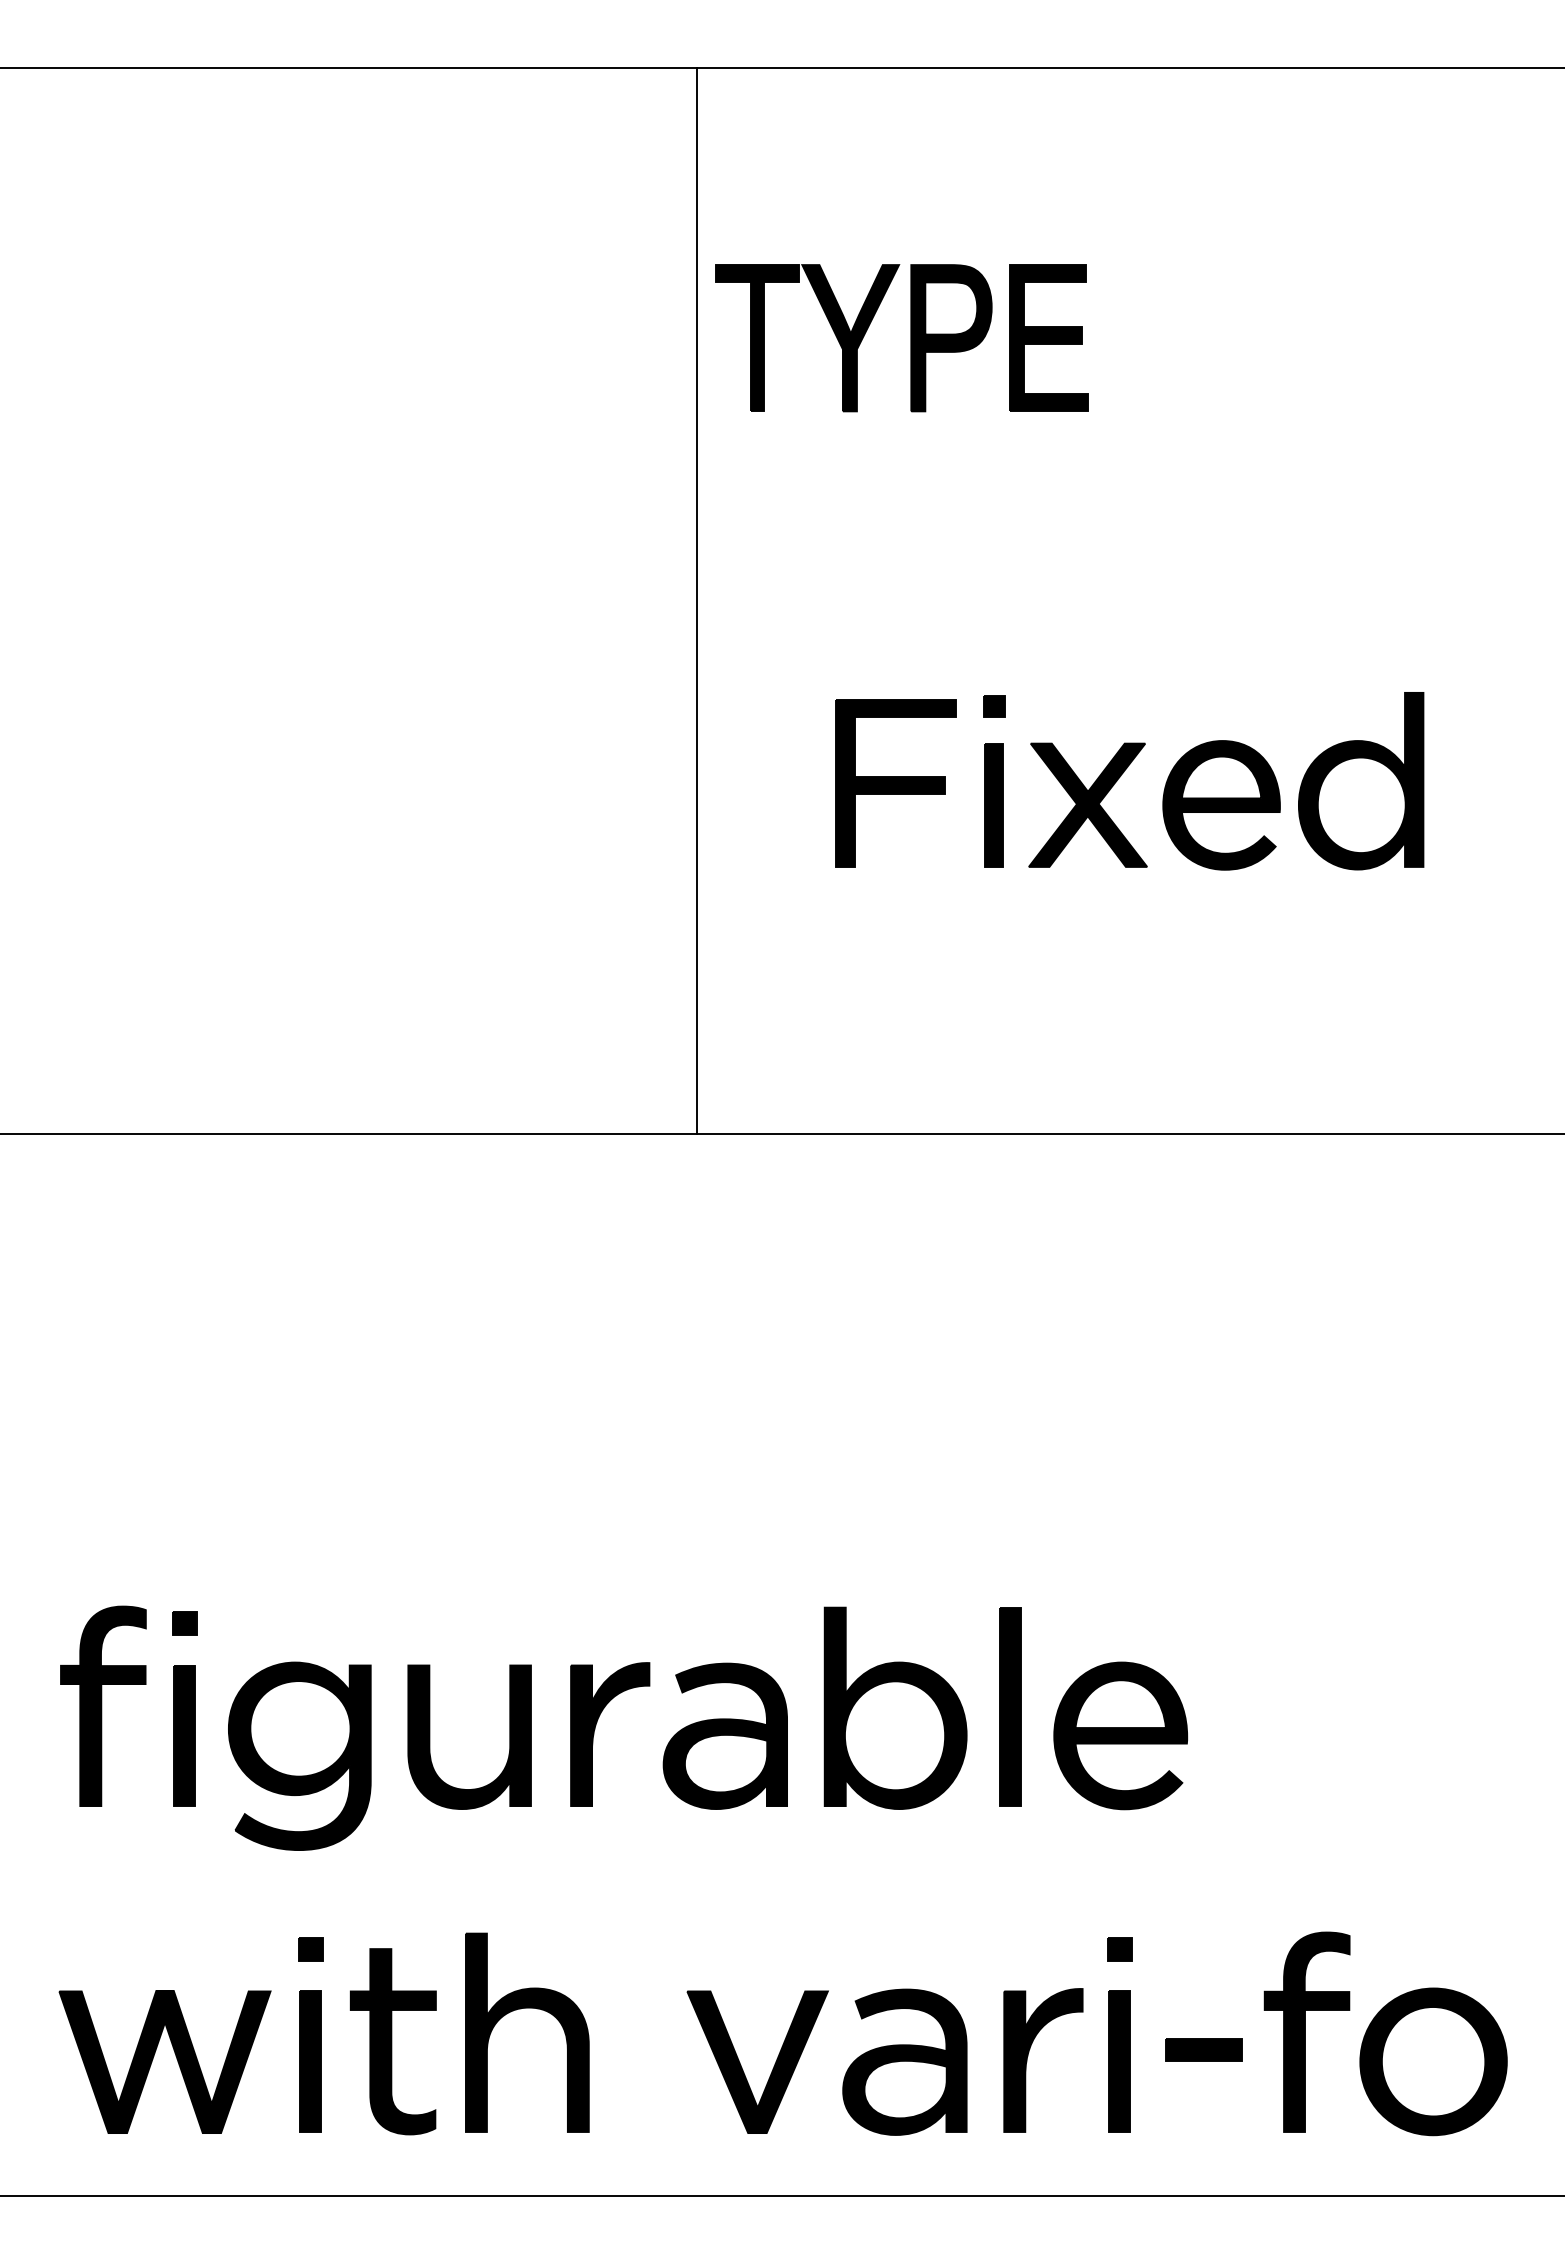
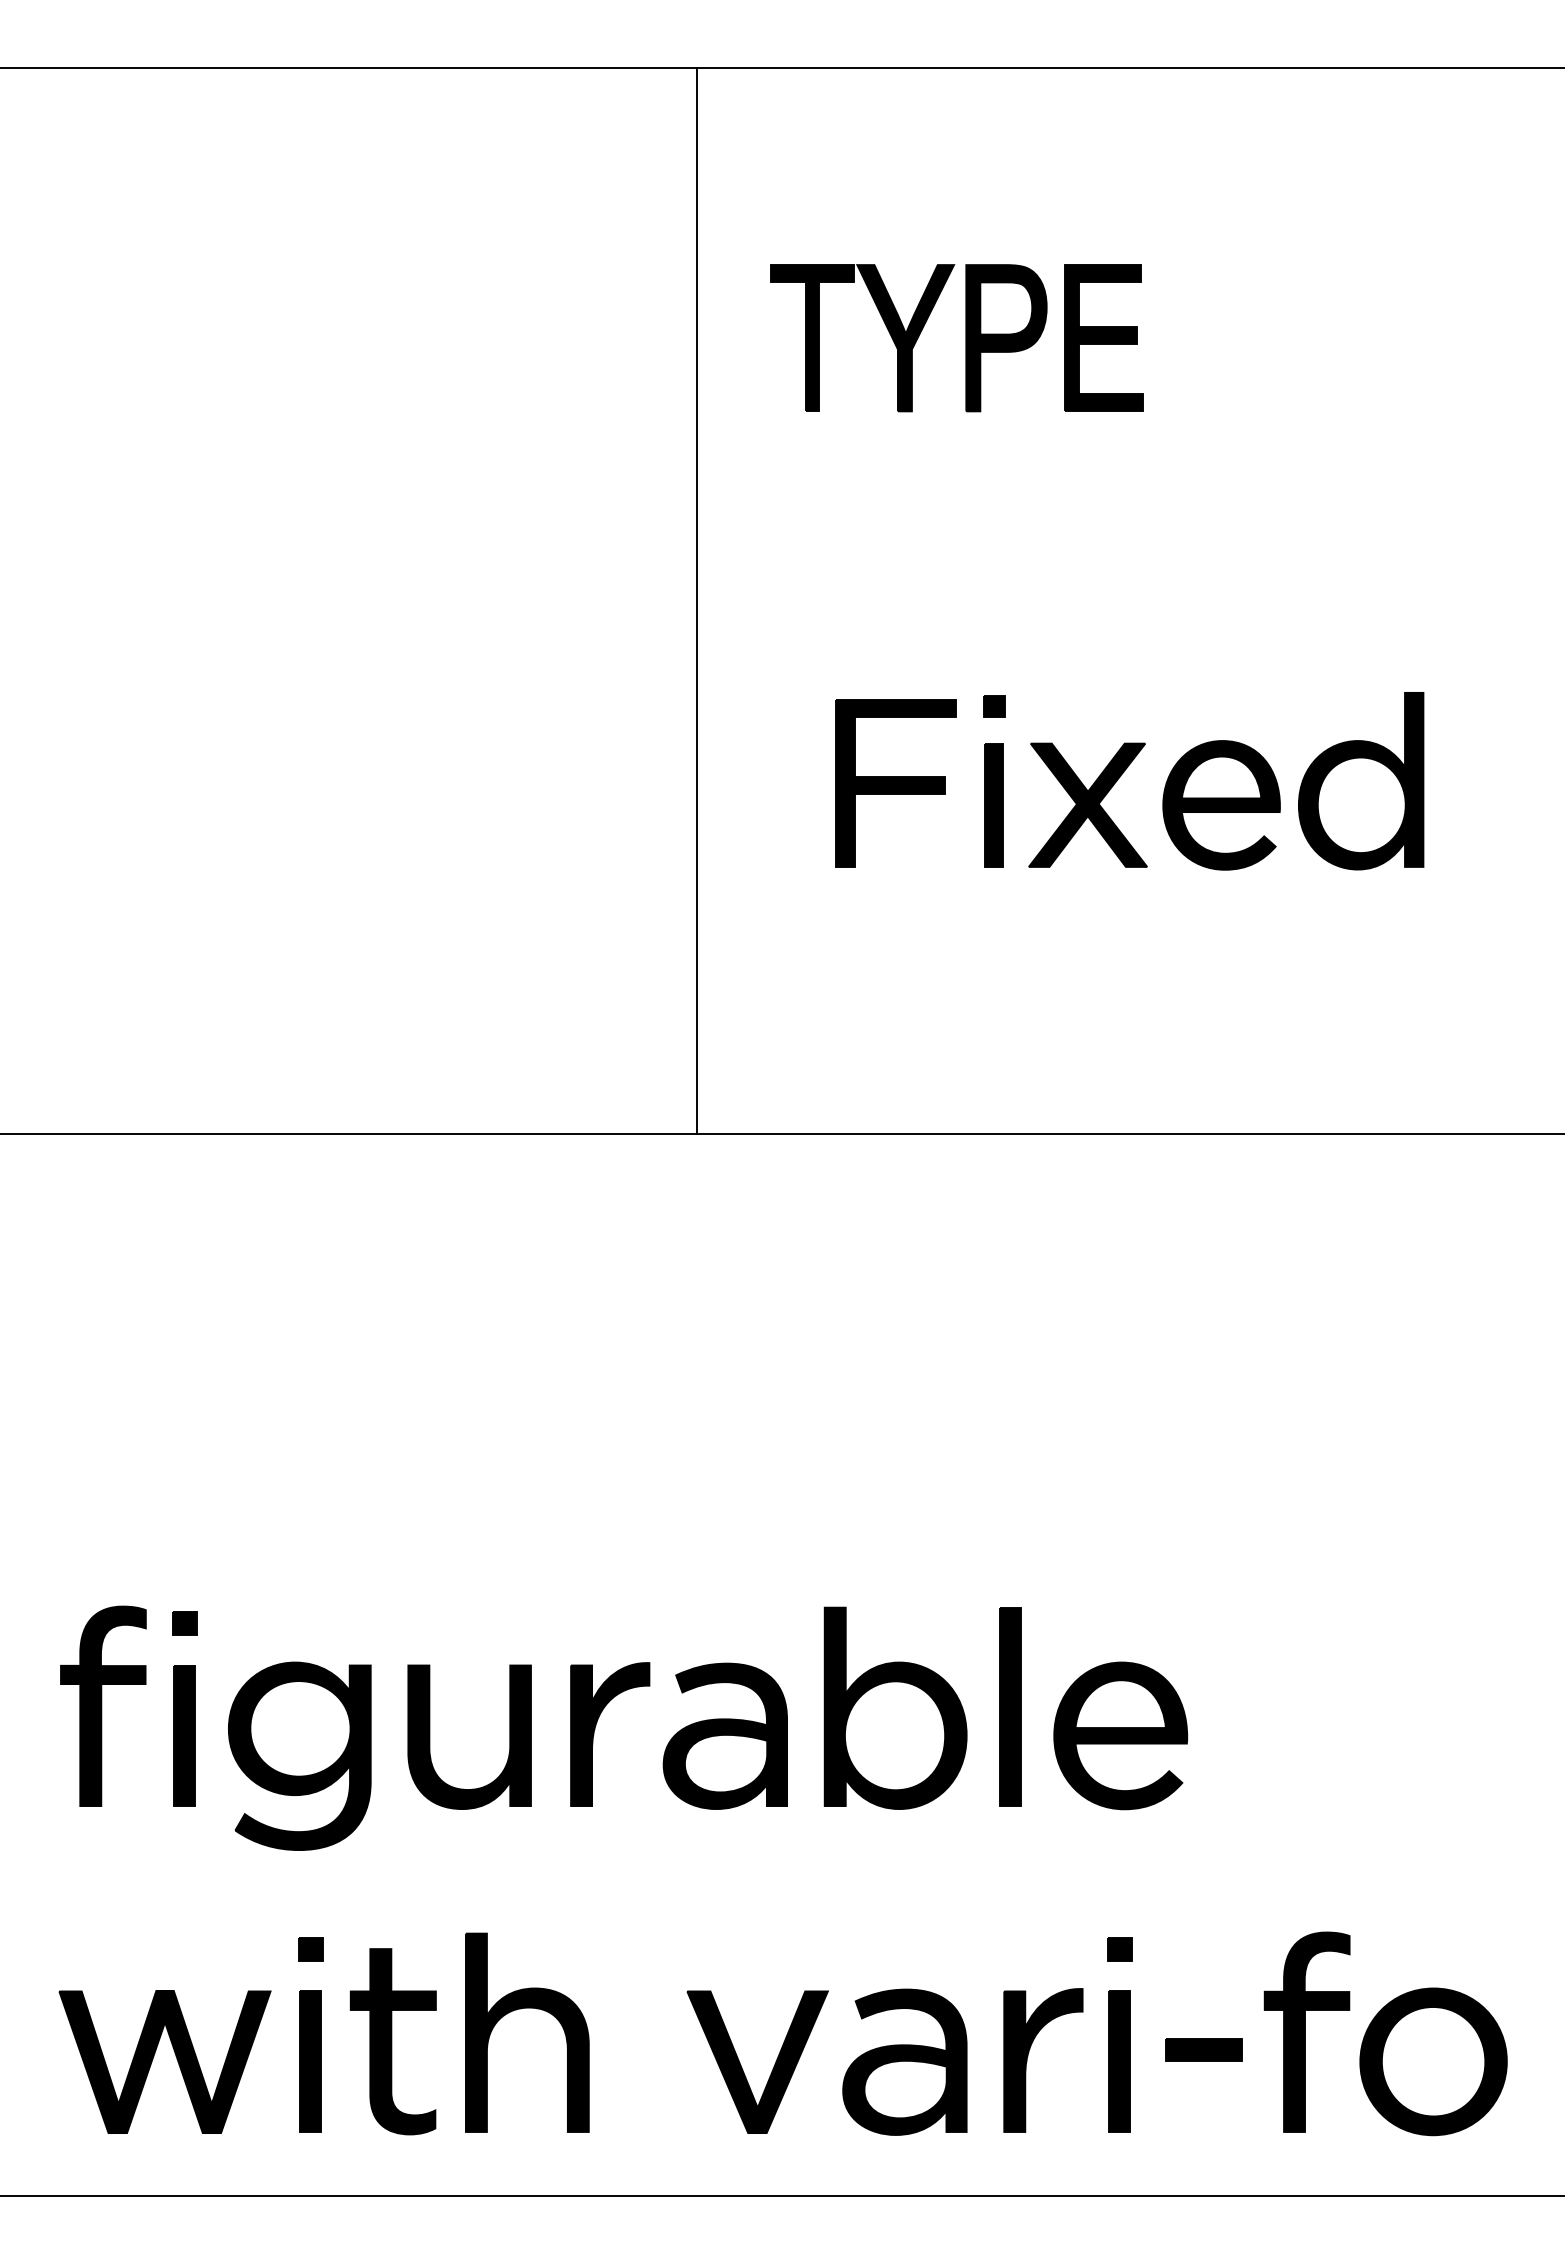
part position: (910, 338) -> (965, 338) (965, 338)
